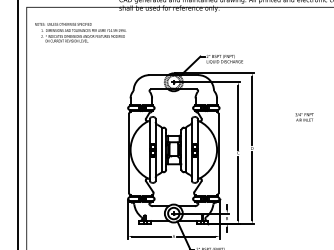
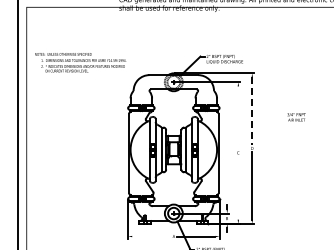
text position: (80, 32) -> (80, 62) (80, 62)
line: solid -> dashed (252, 111)
line: present -> none (238, 117)
text position: (304, 117) -> (296, 117) (296, 117)
line: present -> none (238, 187)
line: present -> none (151, 236)
